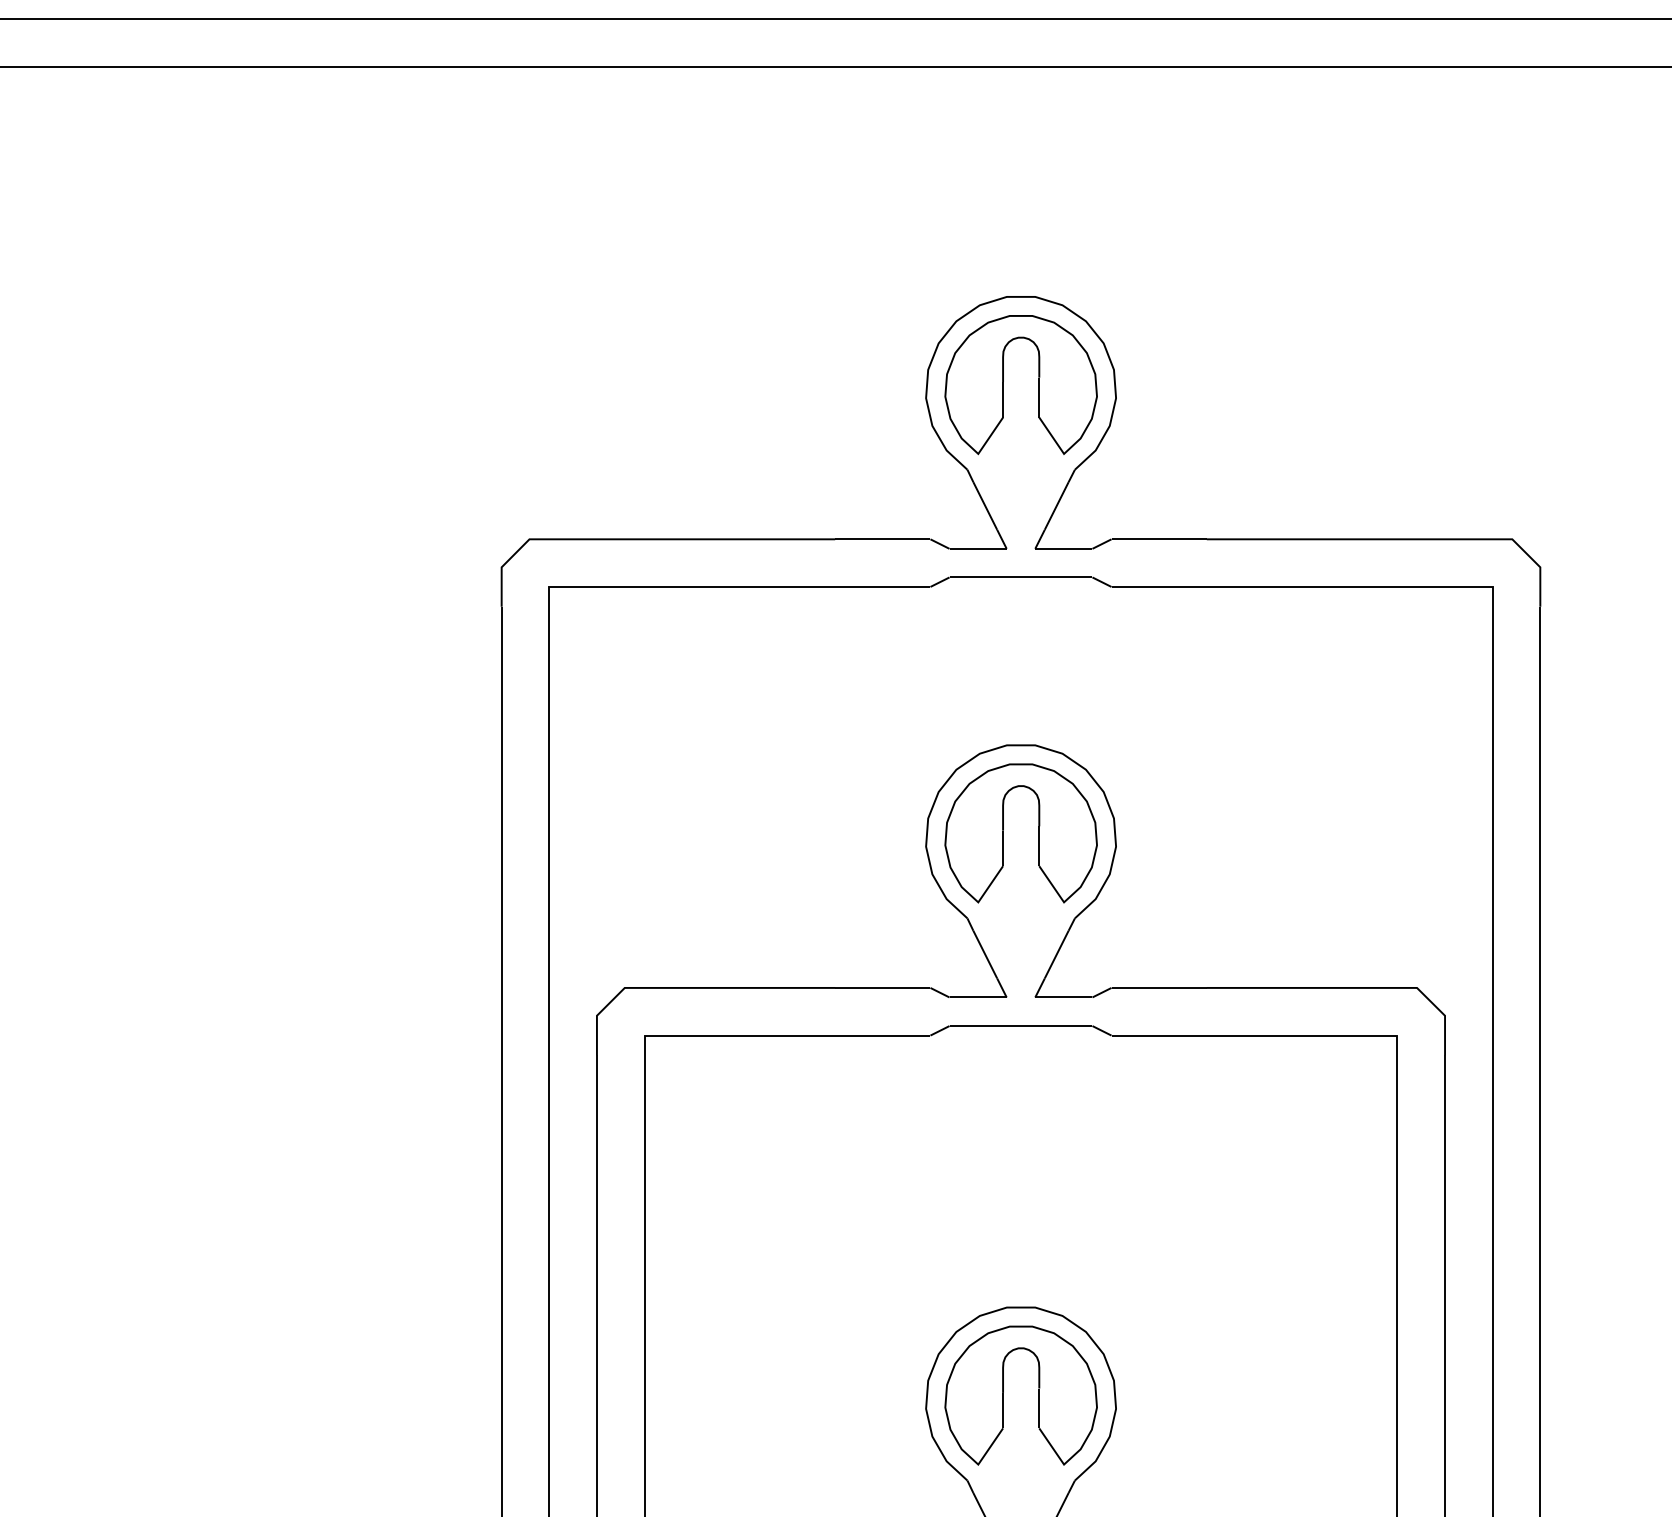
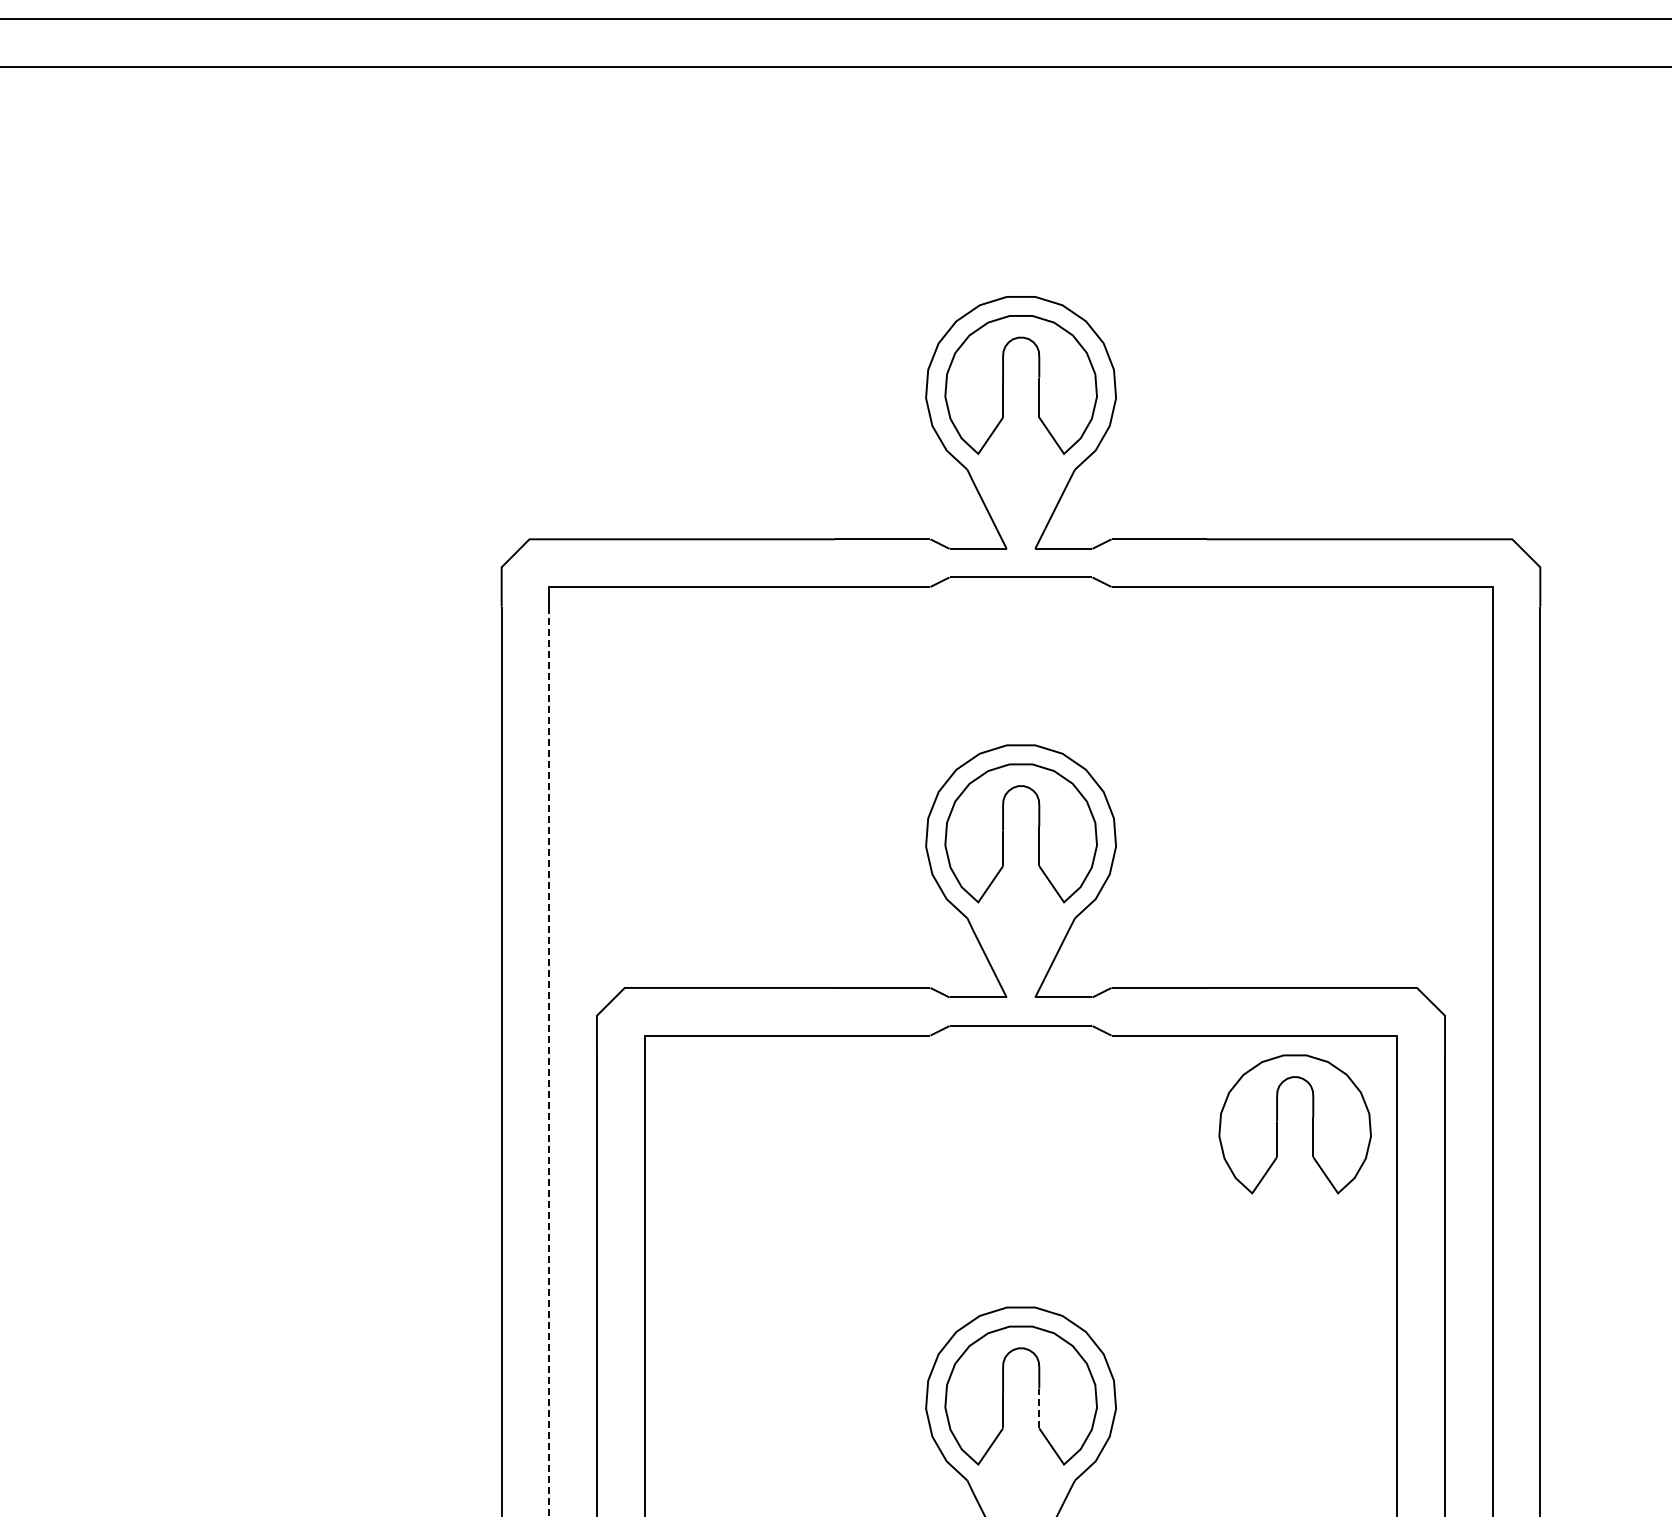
line: solid -> dashed (549, 1061)
part: none -> present (1277, 1124)
line: solid -> dashed (1039, 1408)
